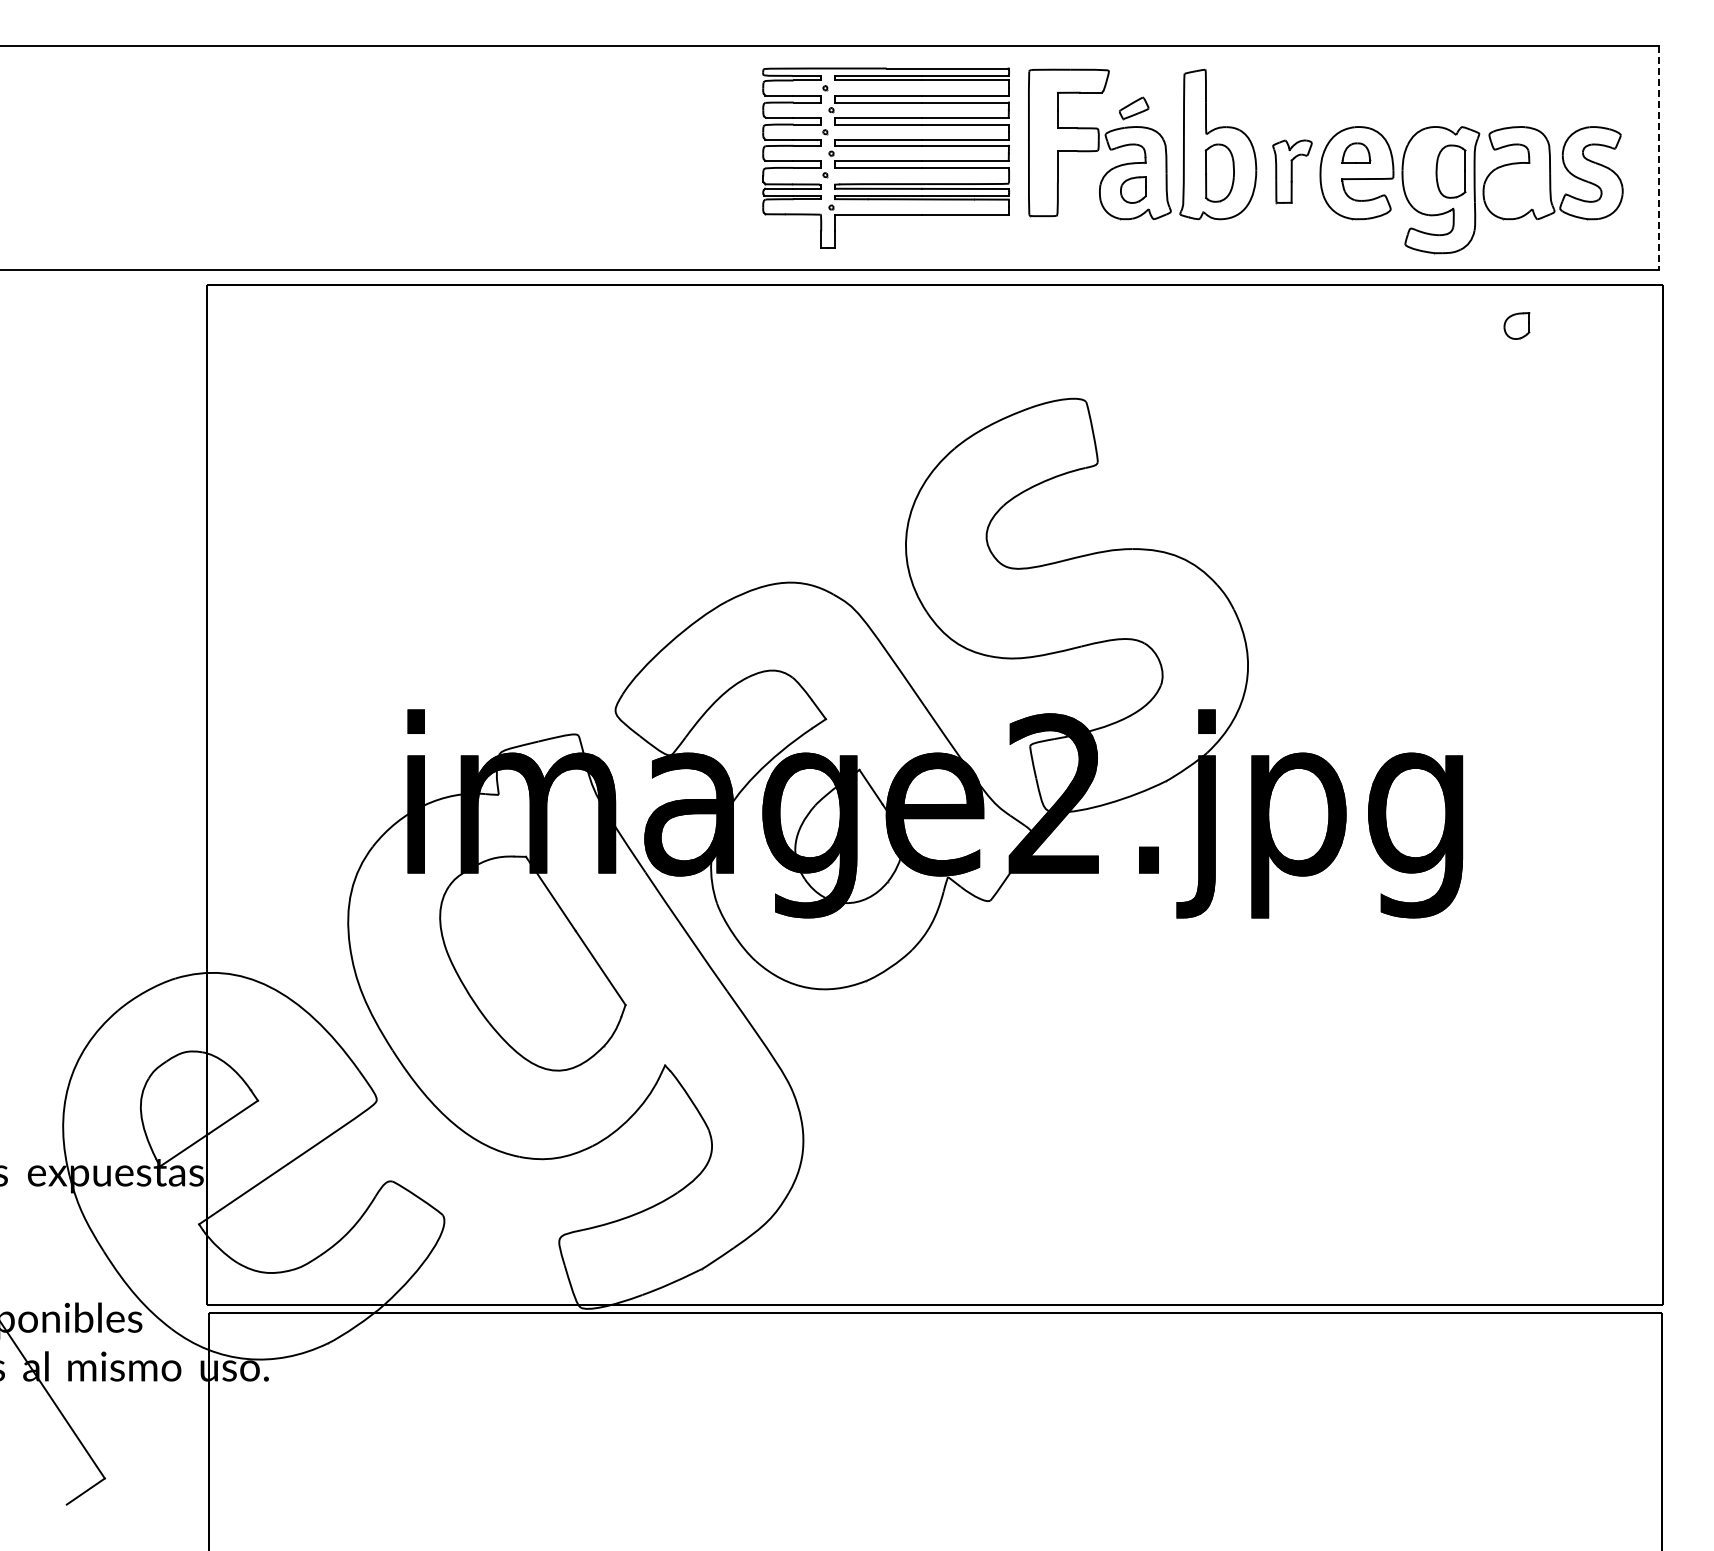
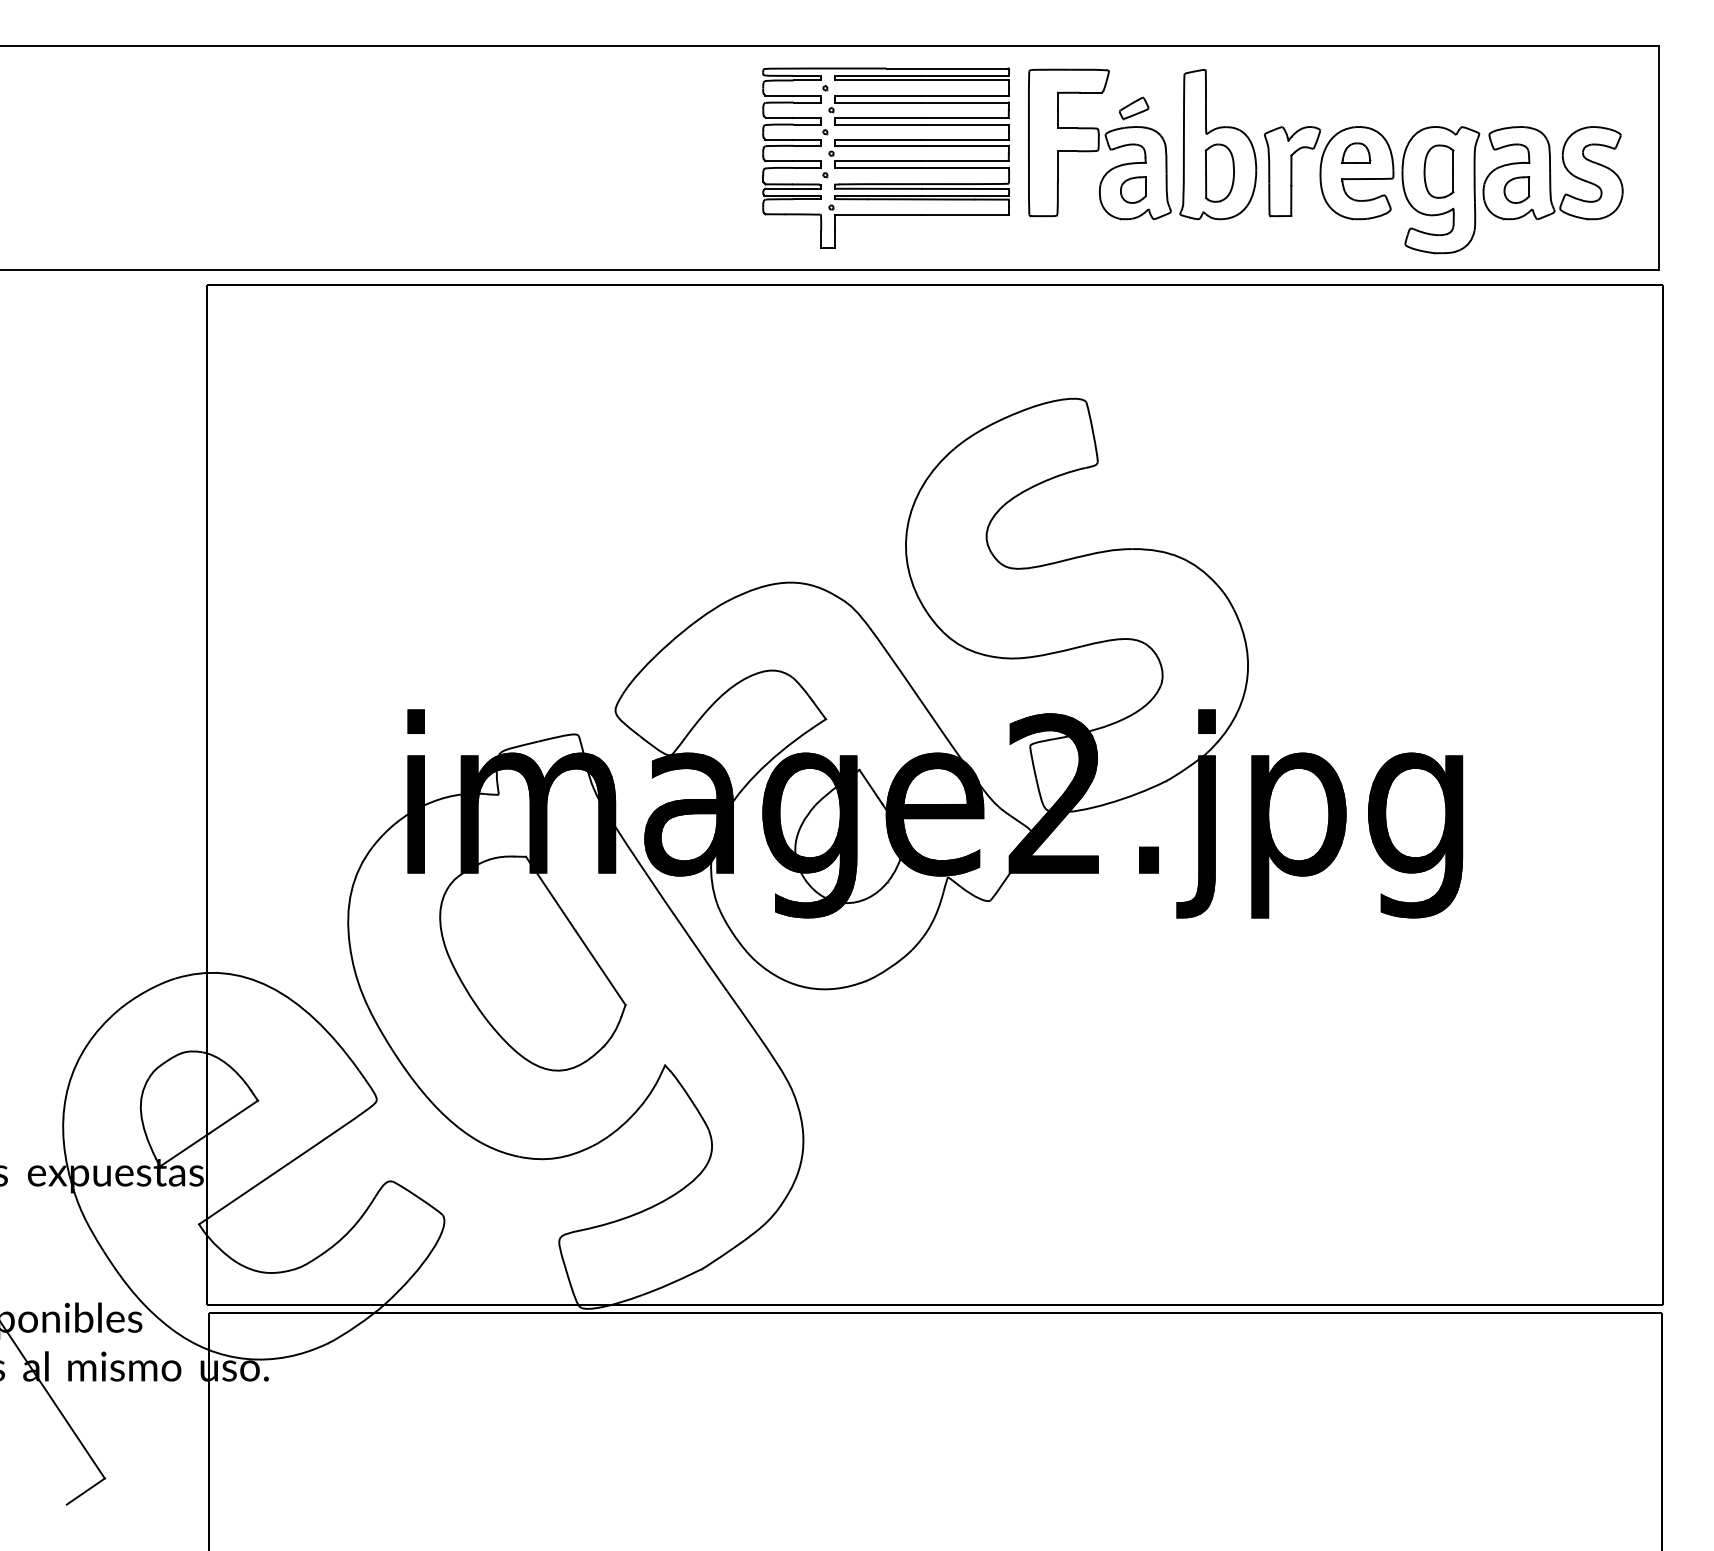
line: dashed -> solid (1659, 158)
part size: 41x66 px -> 57x92 px (1292, 171)
part position: (1450, 171) -> (1438, 171) (1438, 171)
part position: (1516, 325) -> (1516, 189) (1516, 189)
